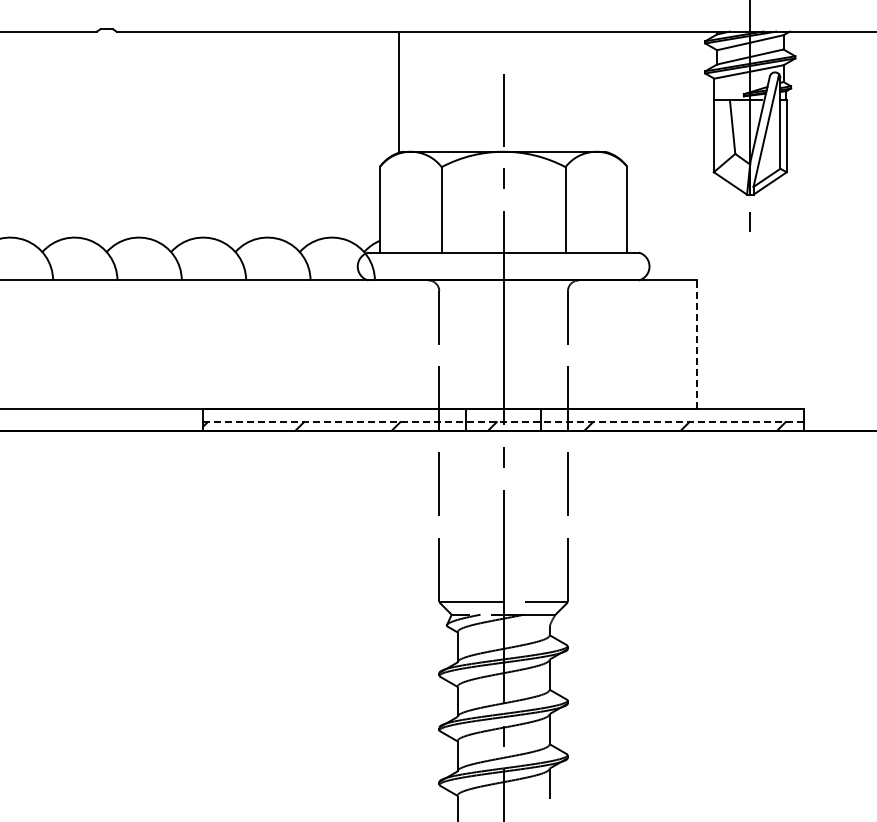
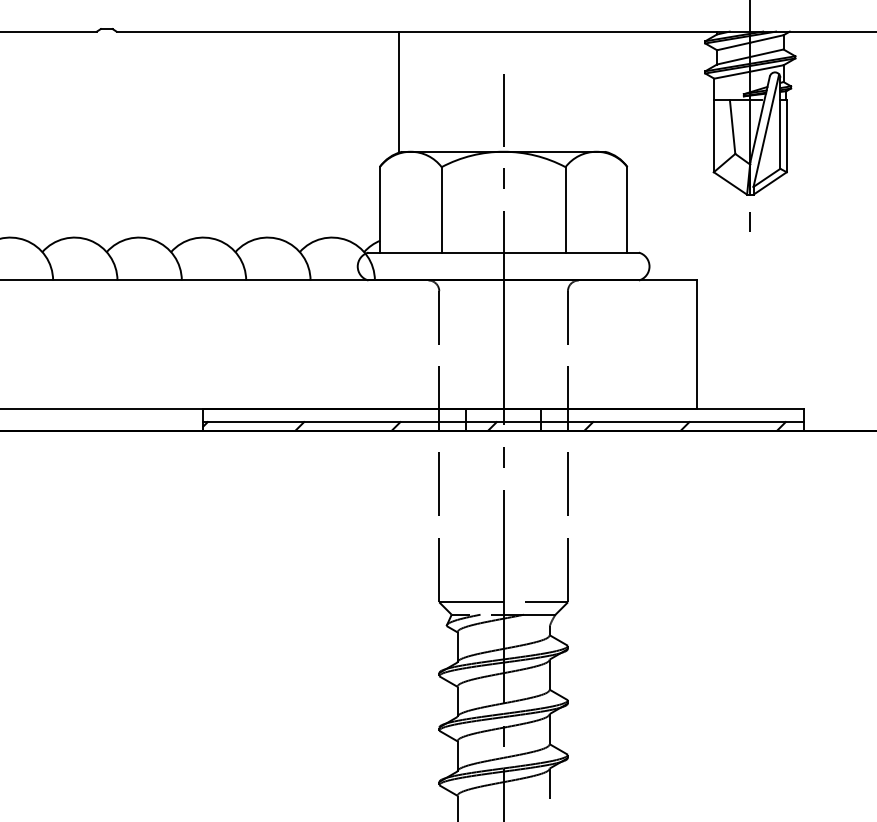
line: dashed -> solid (696, 344)
line: dashed -> solid (503, 422)
